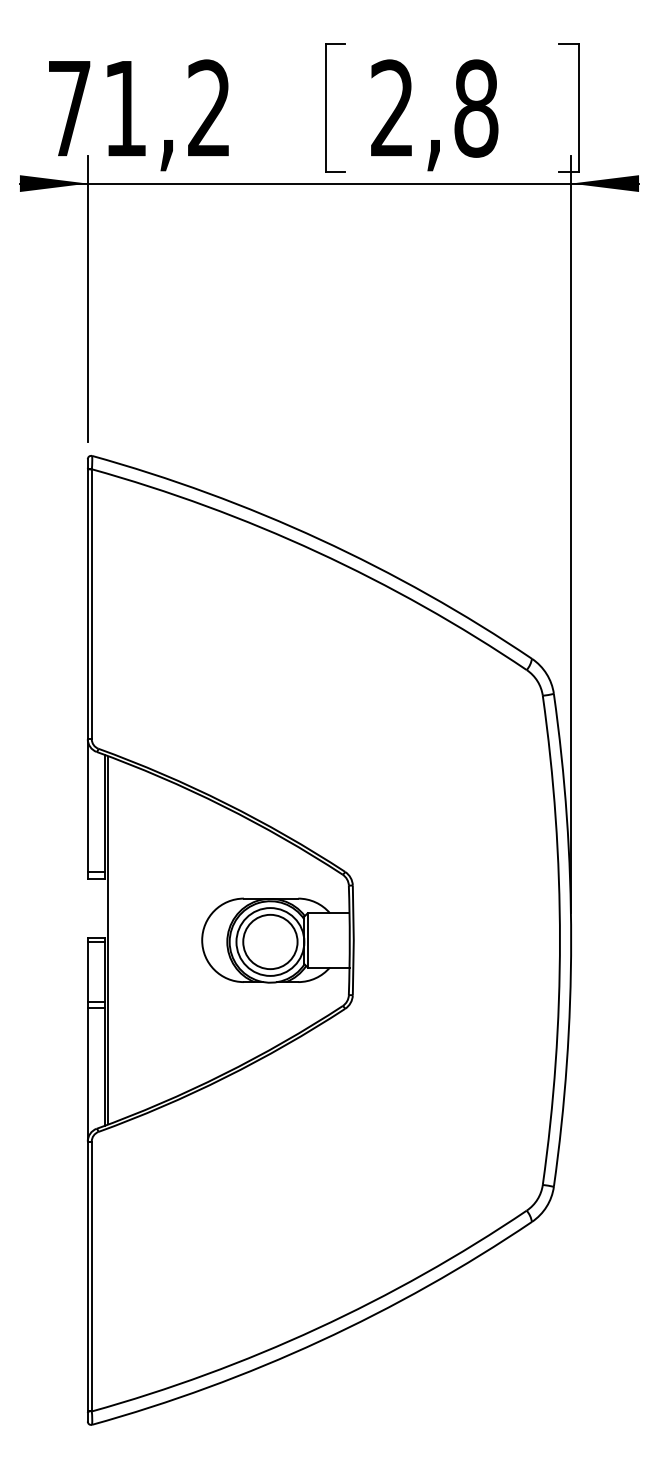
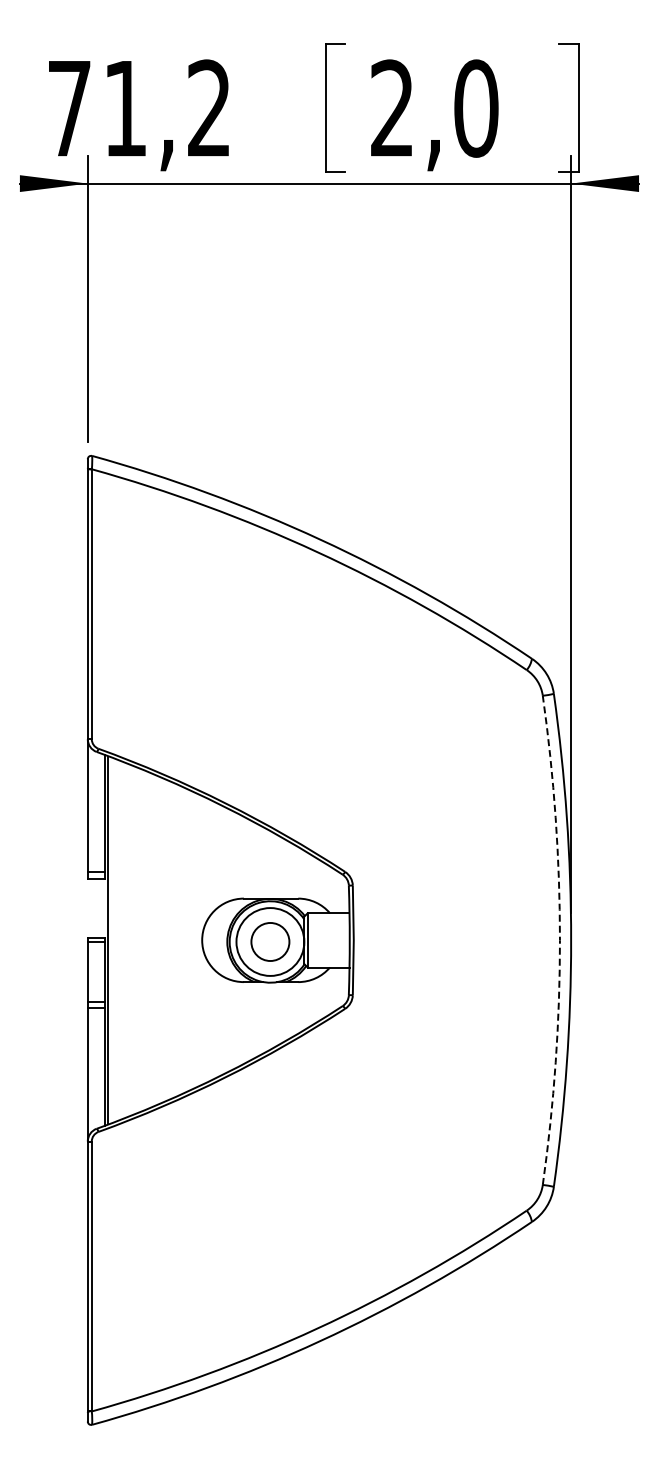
text: 2,8 -> 2,0 (476, 108)
arc: solid -> dashed (559, 940)
circle diameter: 54 px -> 38 px (270, 941)
